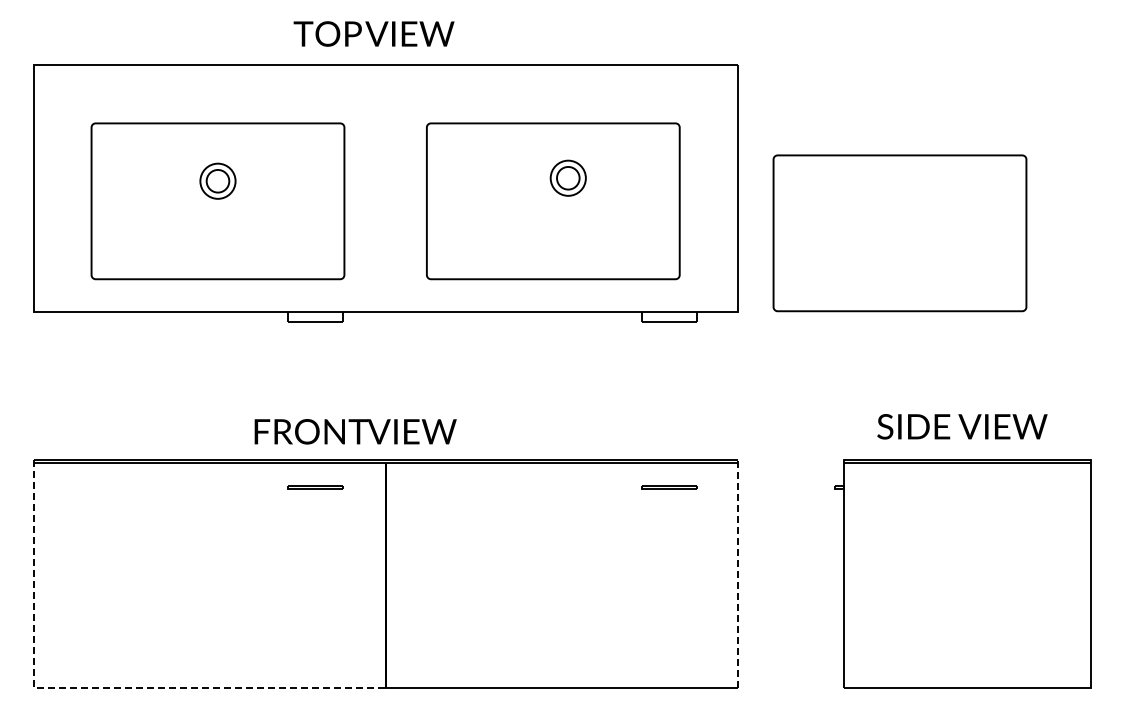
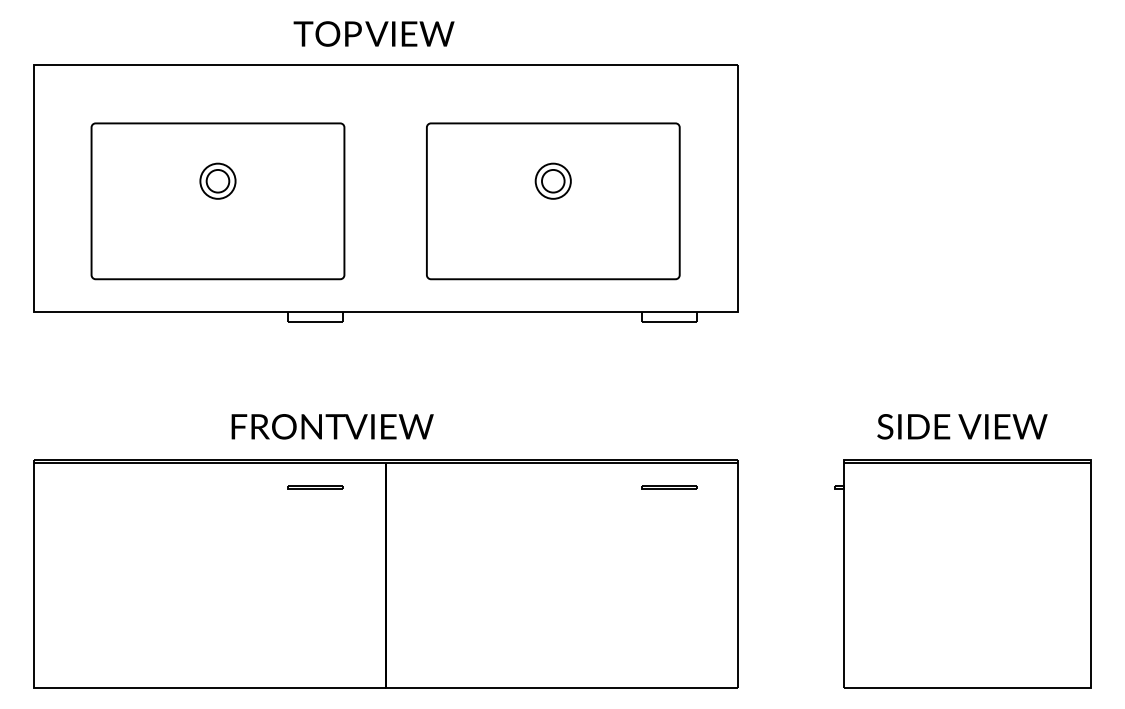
part position: (567, 177) -> (552, 180) (552, 180)
part: present -> none (899, 233)
text position: (355, 431) -> (332, 426) (332, 426)
line: dashed -> solid (737, 573)
line: dashed -> solid (94, 687)
